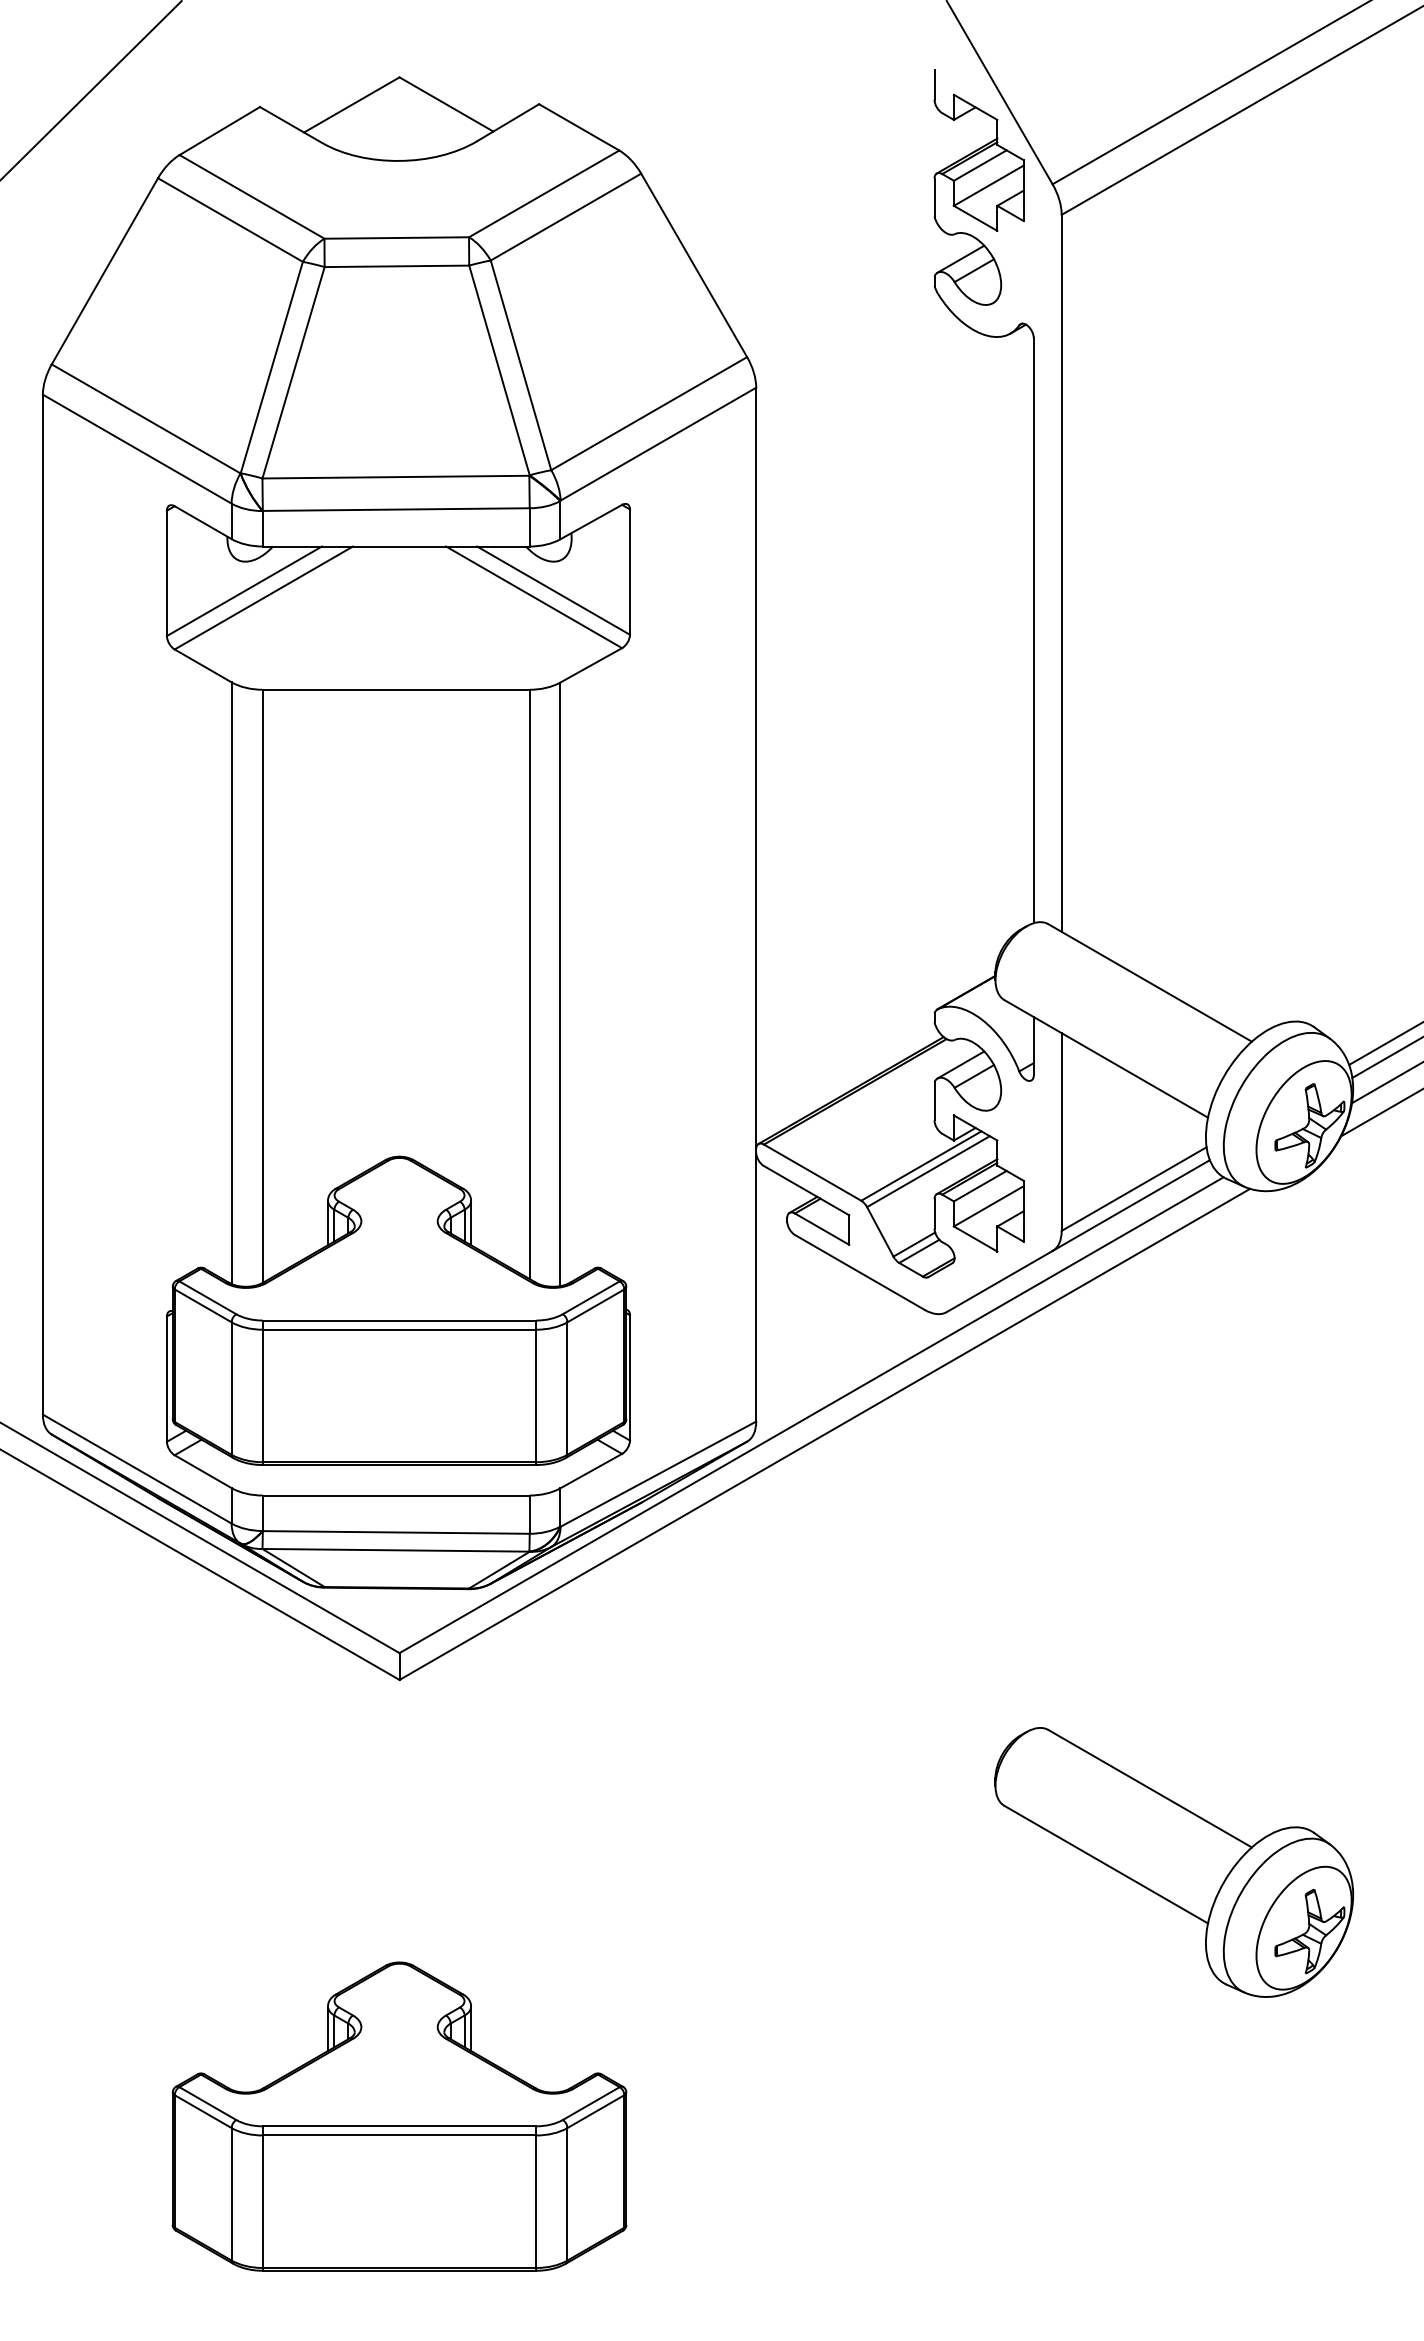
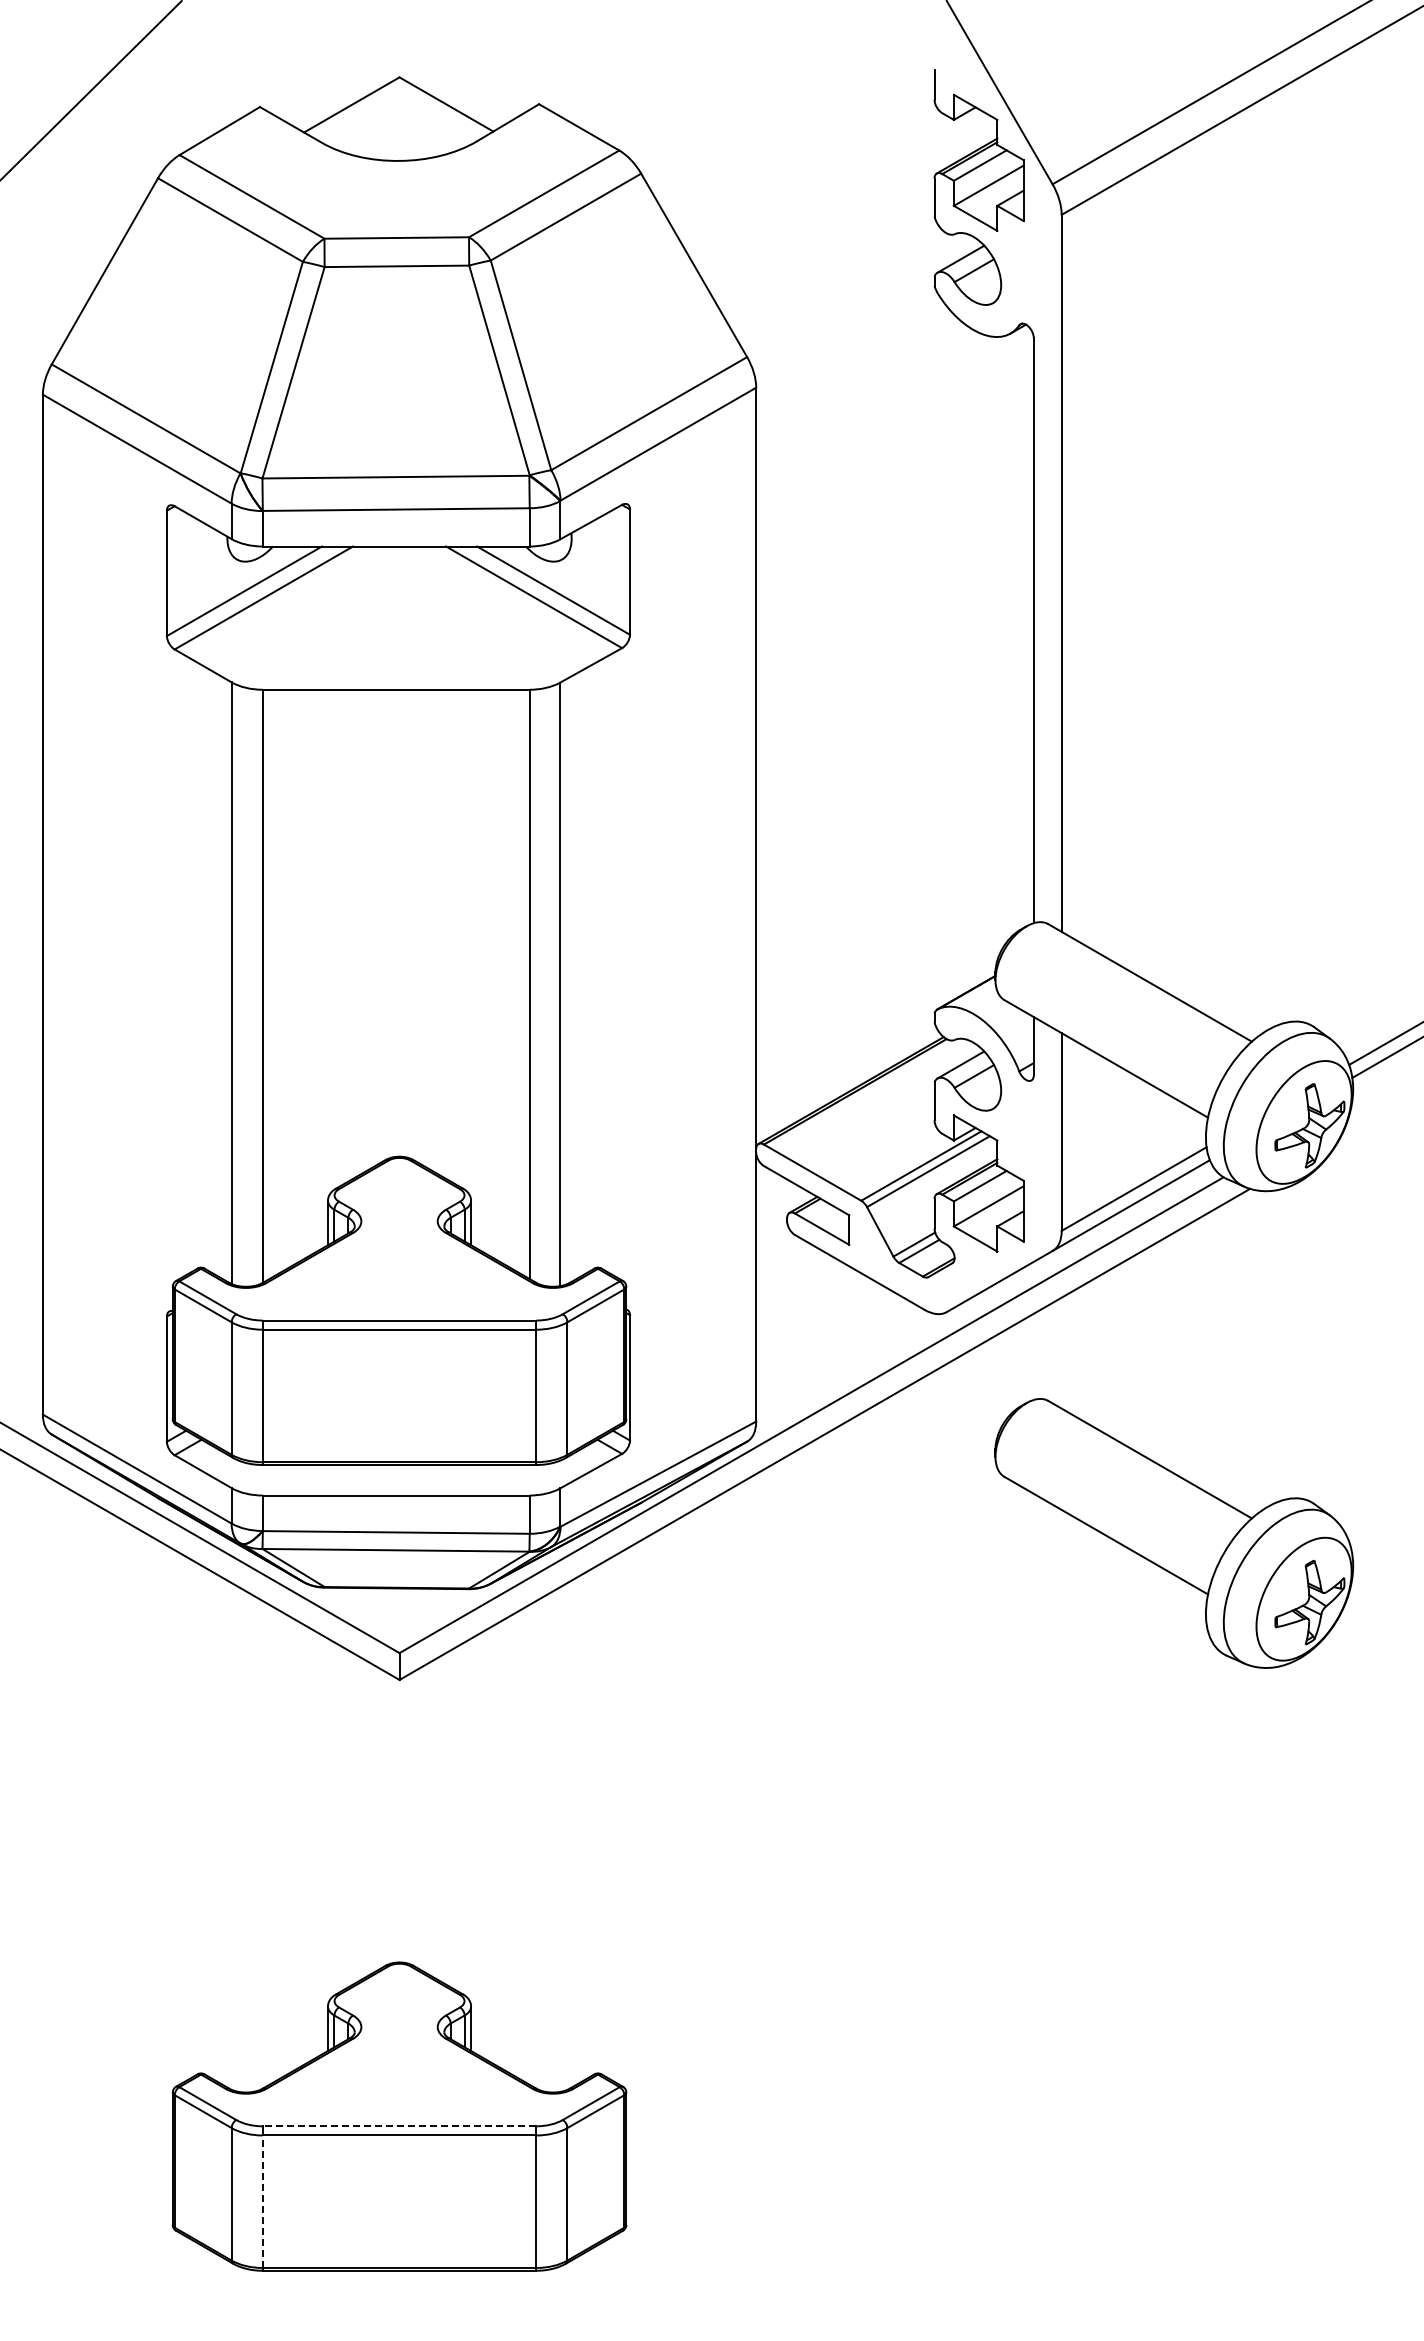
line: present -> none (1386, 1083)
line: present -> none (1380, 1113)
part position: (1174, 1862) -> (1174, 1533) (1174, 1533)
line: solid -> dashed (399, 2126)
line: solid -> dashed (262, 2201)
